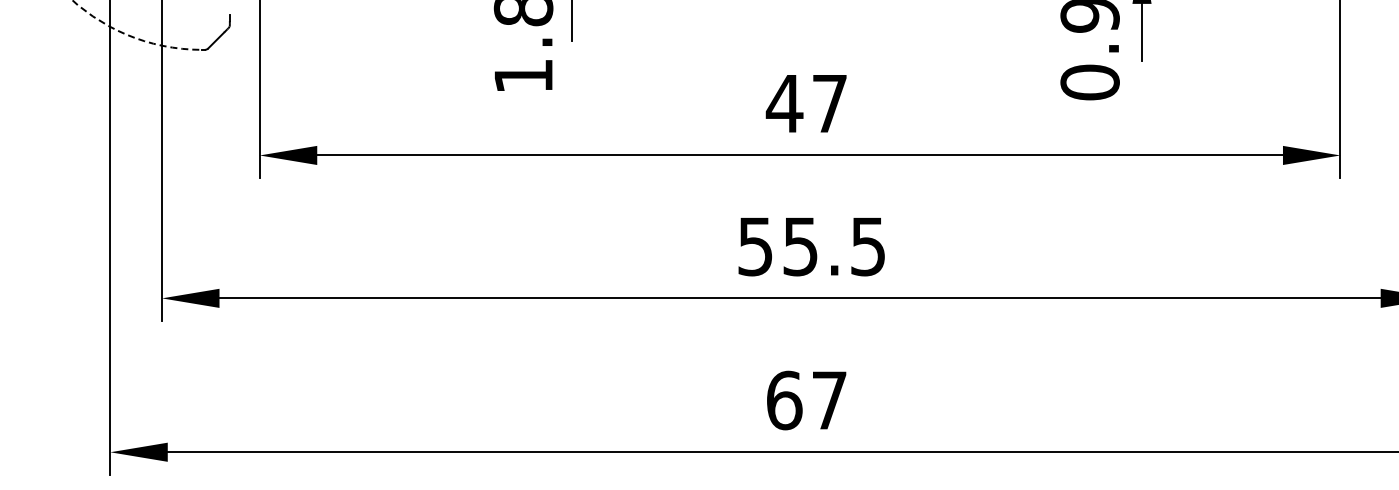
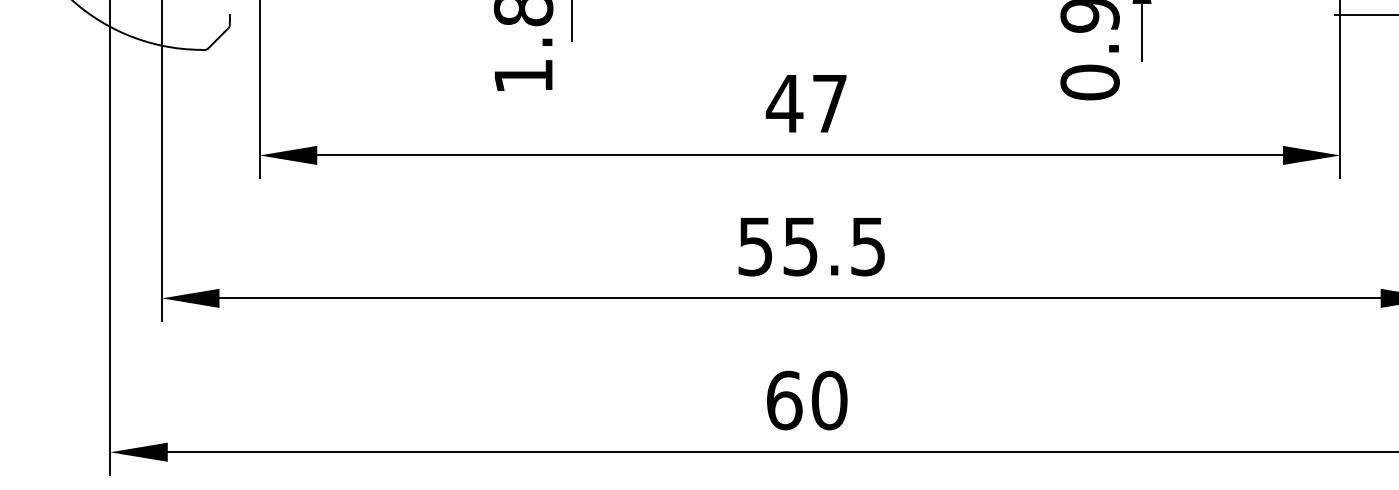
line: none -> present (1364, 14)
arc: dashed -> solid (133, 37)
text: 67 -> 60 (829, 400)
